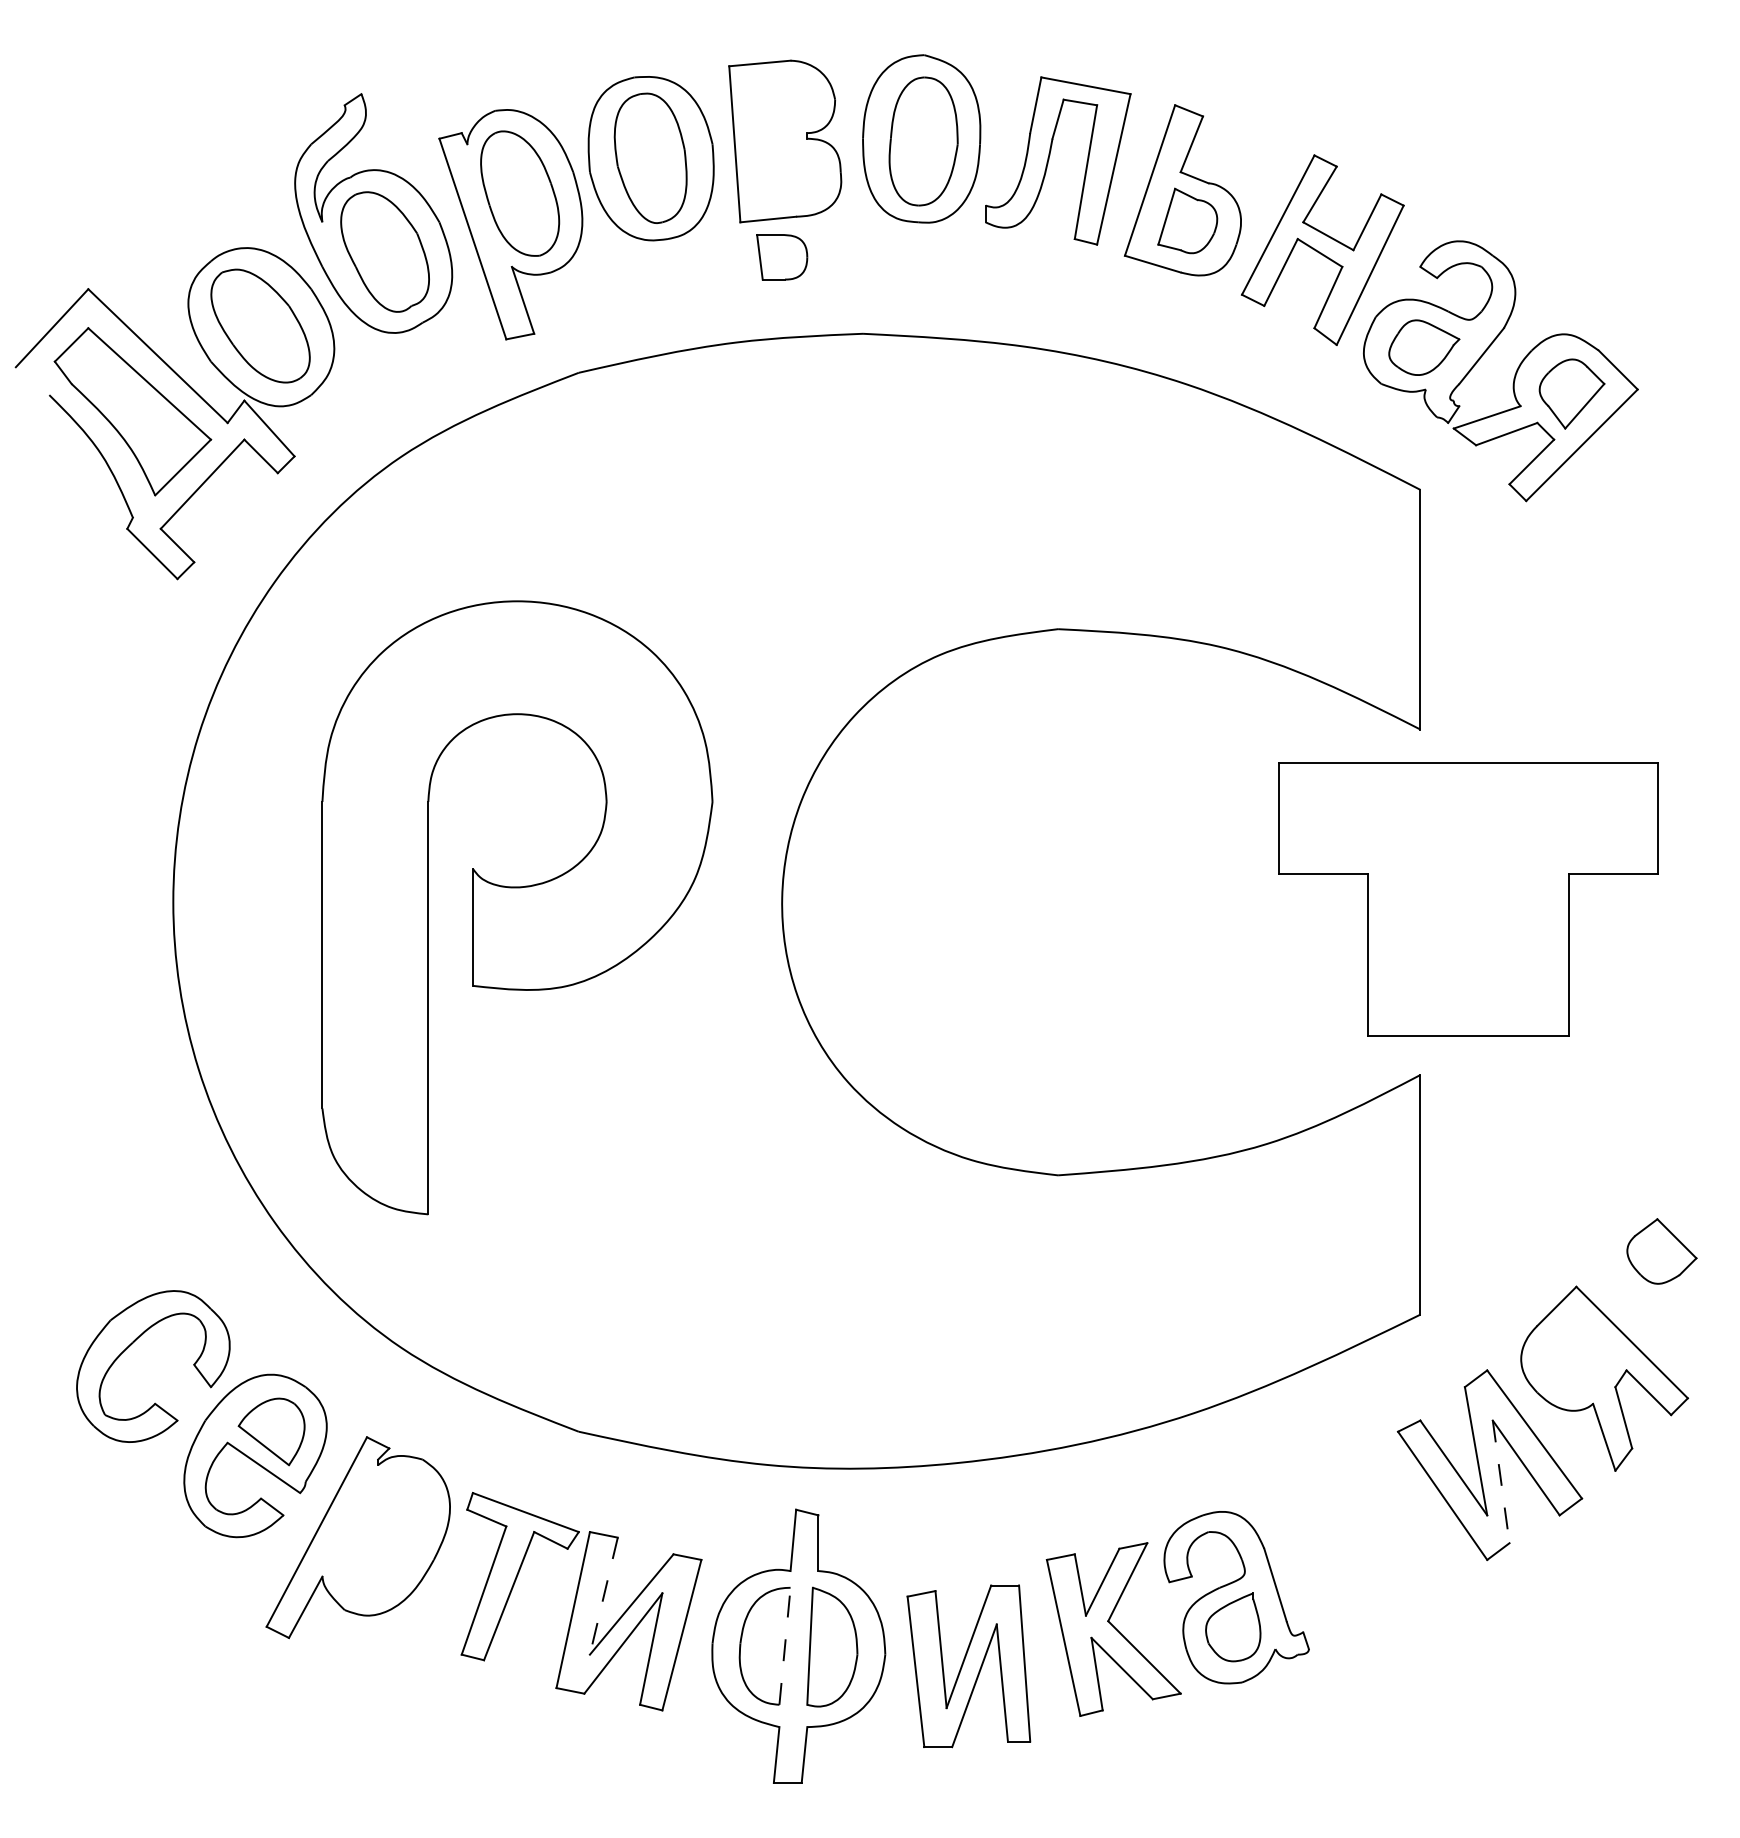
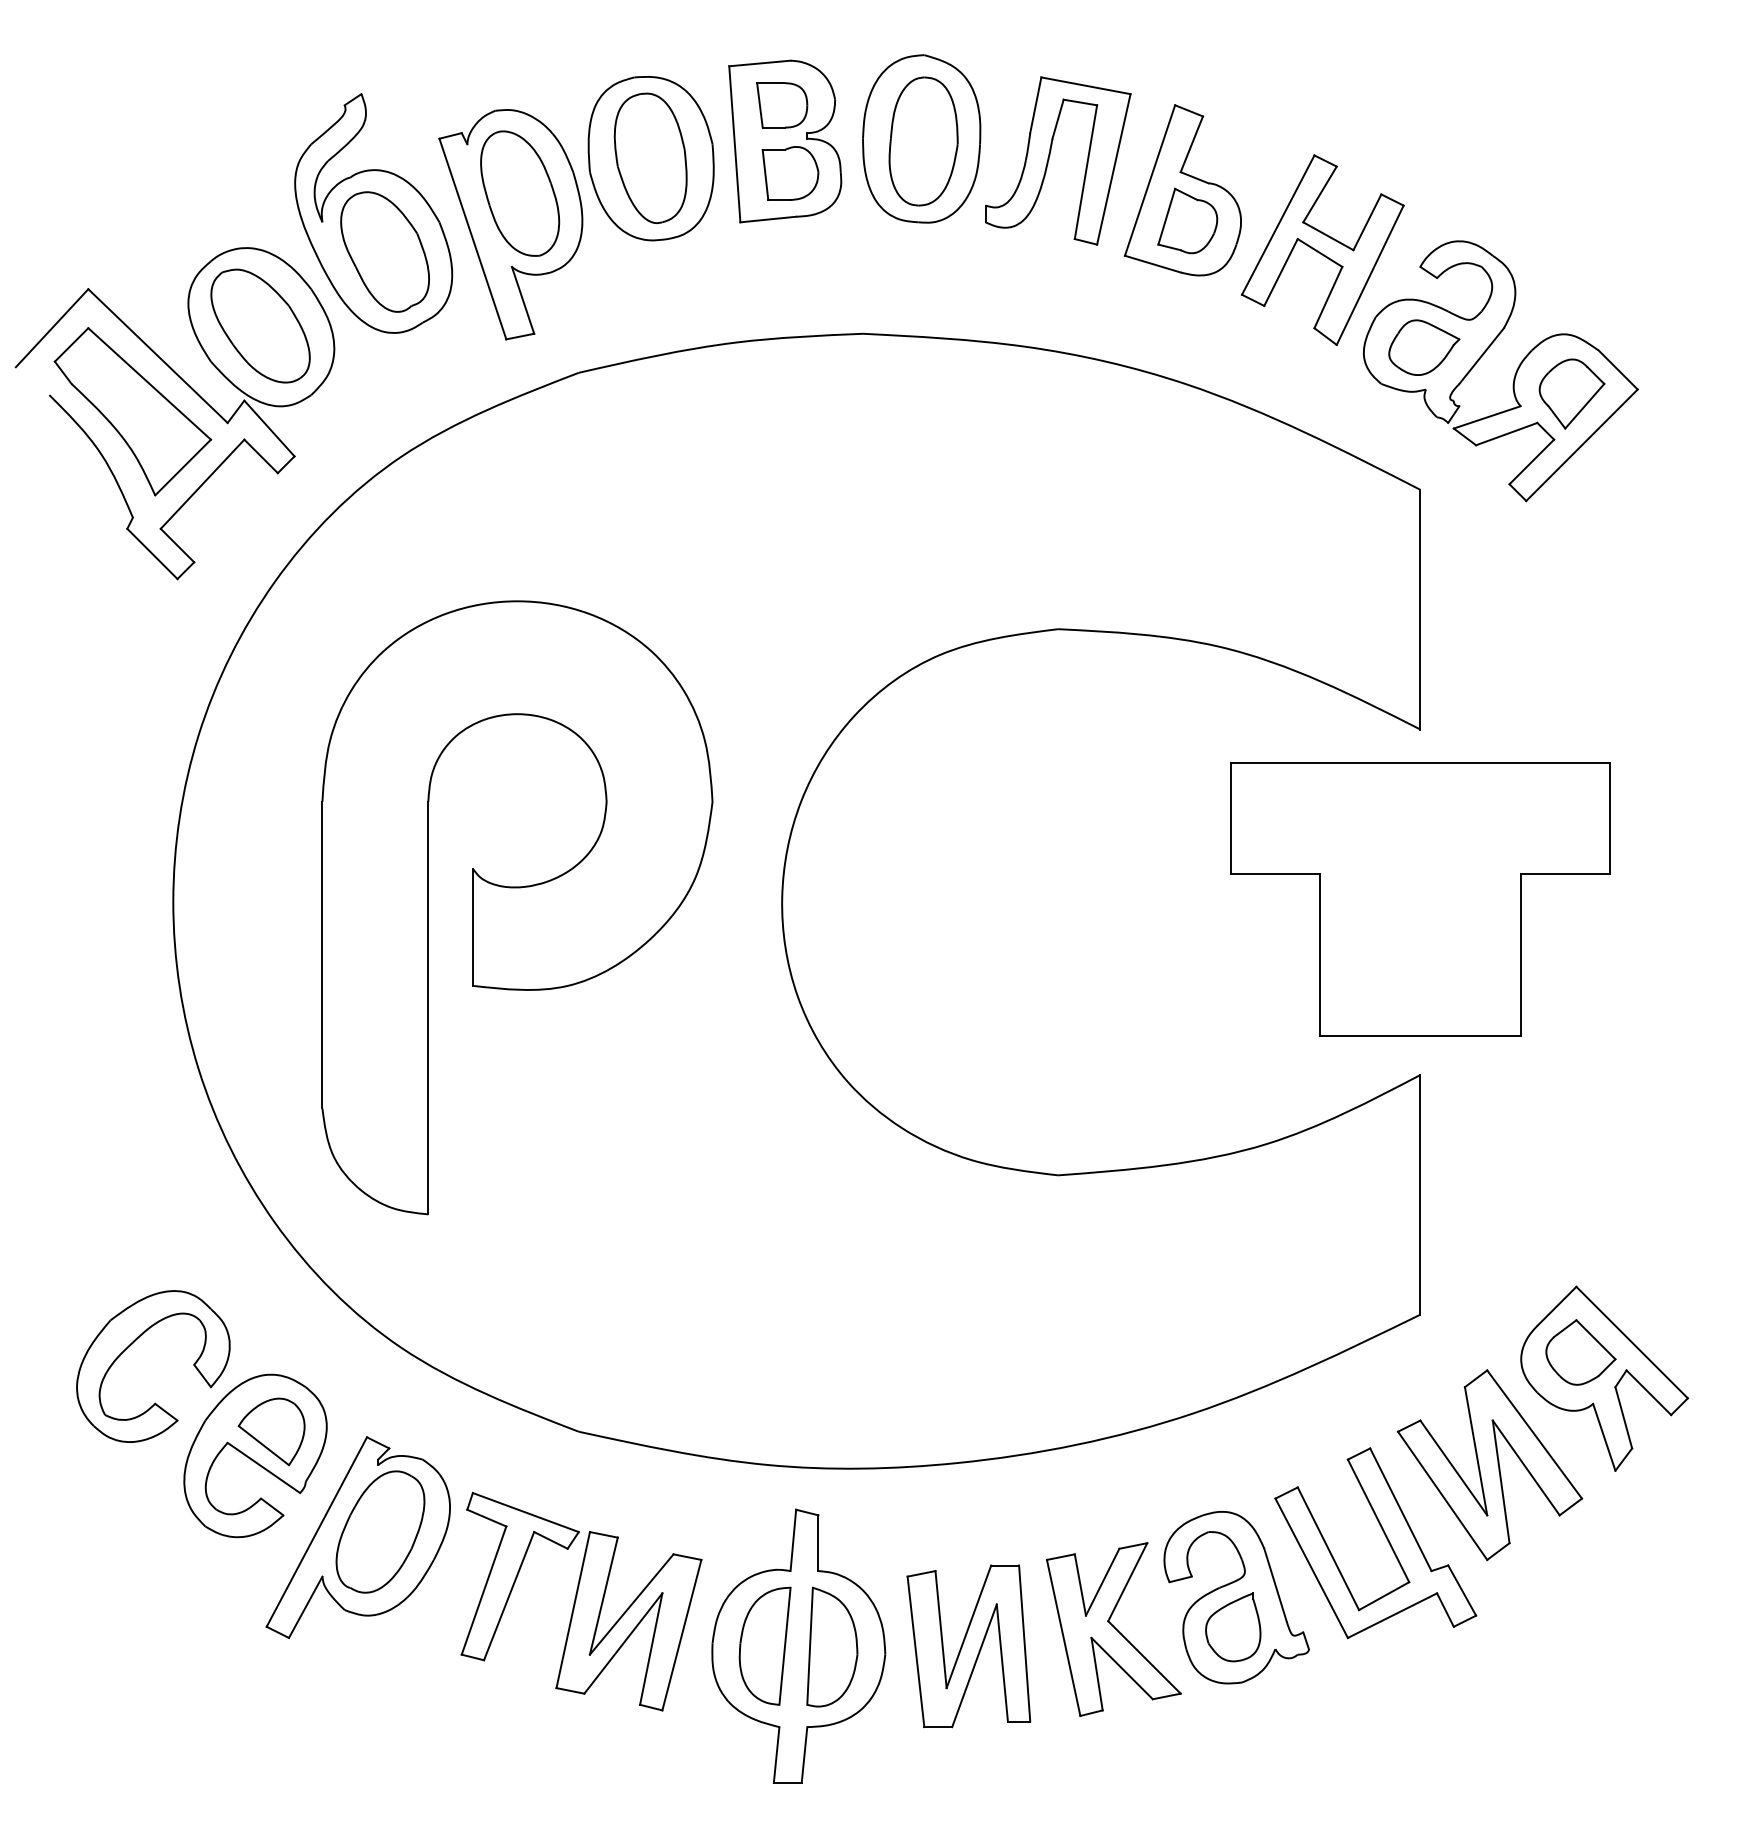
part: none -> present (790, 173)
part position: (782, 257) -> (782, 105) (782, 105)
part position: (1468, 899) -> (1420, 899) (1420, 899)
part position: (1661, 1251) -> (1580, 1352) (1580, 1352)
line: dashed -> solid (1501, 1481)
part: none -> present (380, 1531)
part: none -> present (1385, 1537)
line: dashed -> solid (603, 1596)
line: dashed -> solid (785, 1646)
part position: (968, 1666) -> (968, 1646) (968, 1646)
